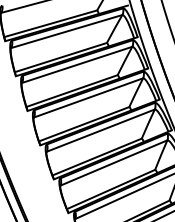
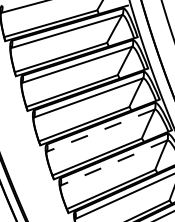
line: solid -> dashed (100, 130)
line: solid -> dashed (113, 163)
